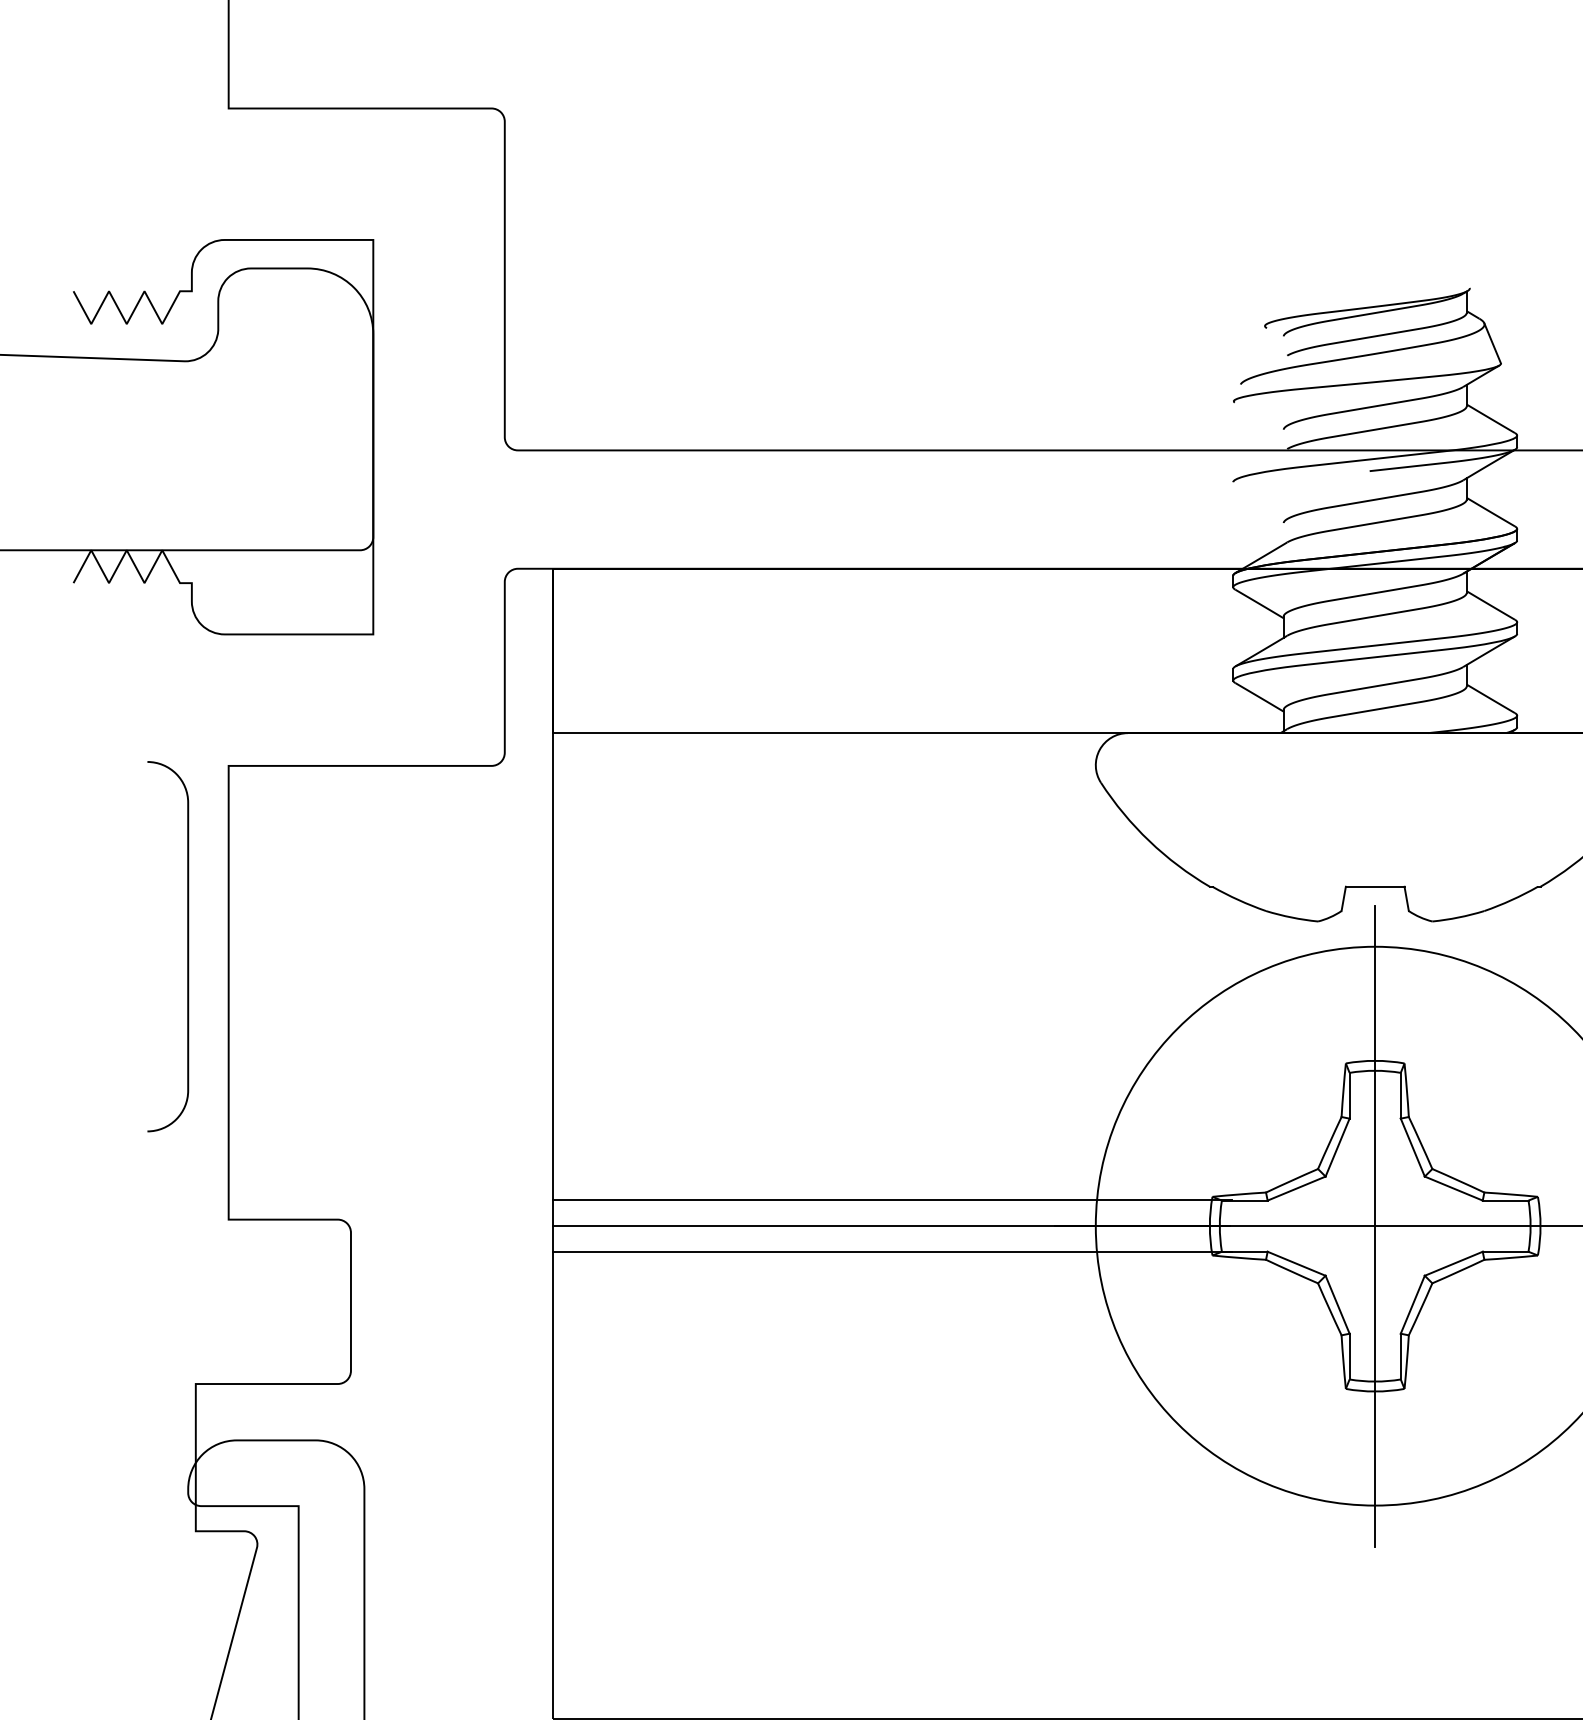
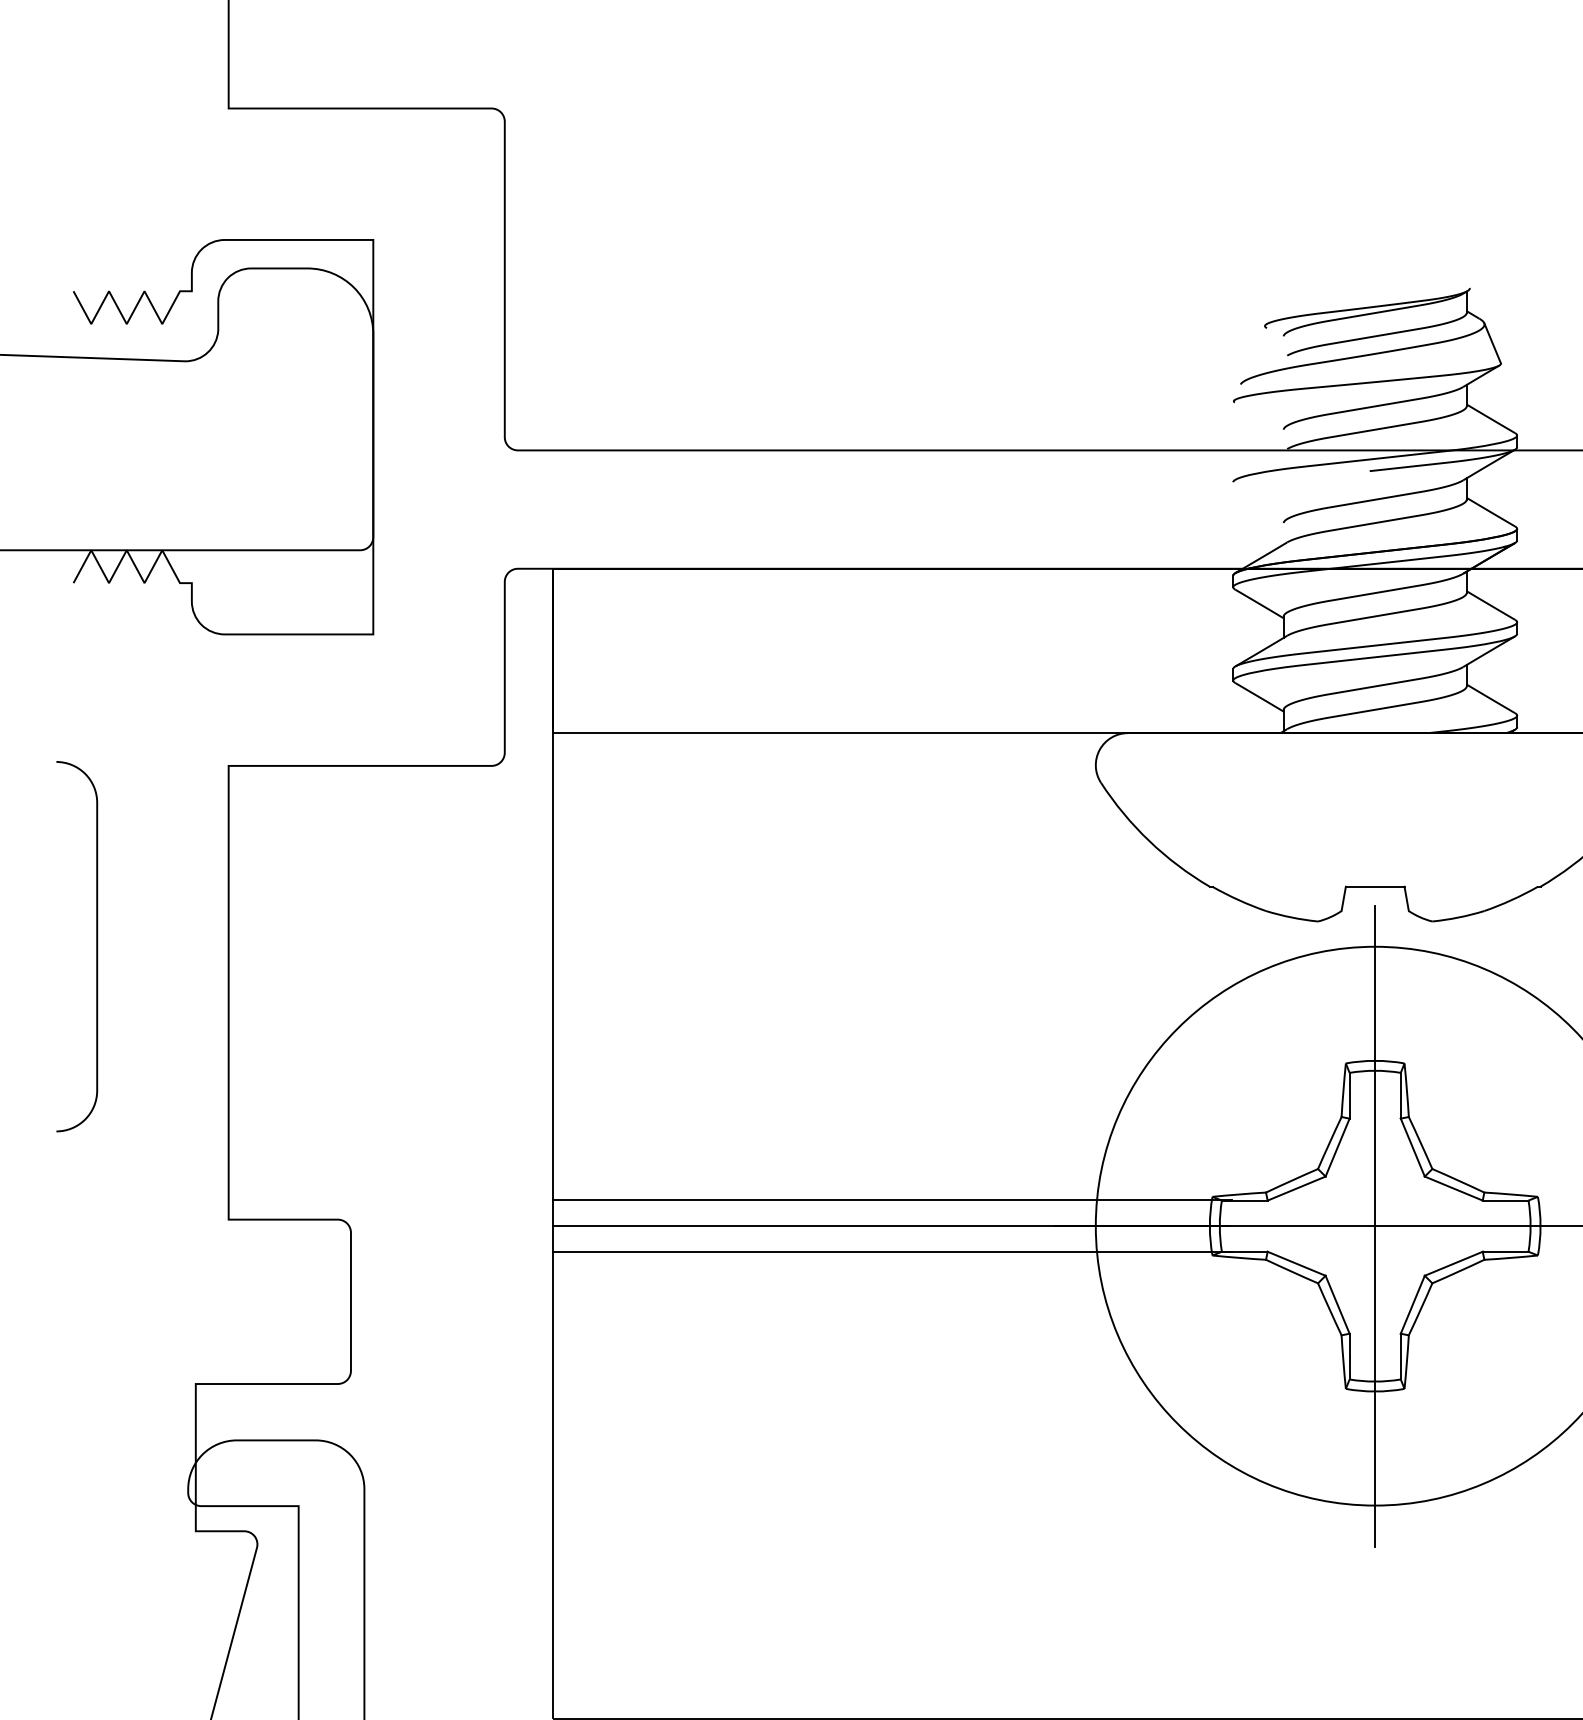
curve position: (187, 946) -> (96, 946) (96, 946)
